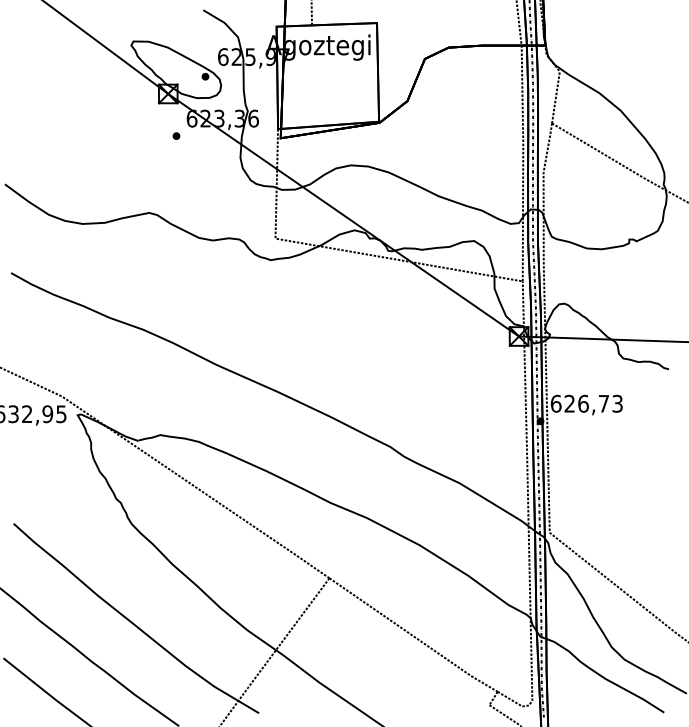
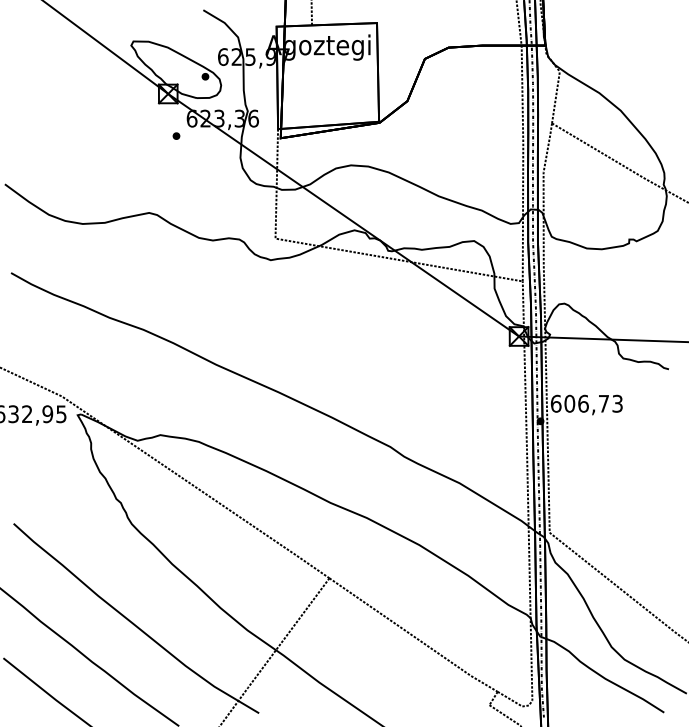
text: 626,73 -> 606,73 (569, 403)
